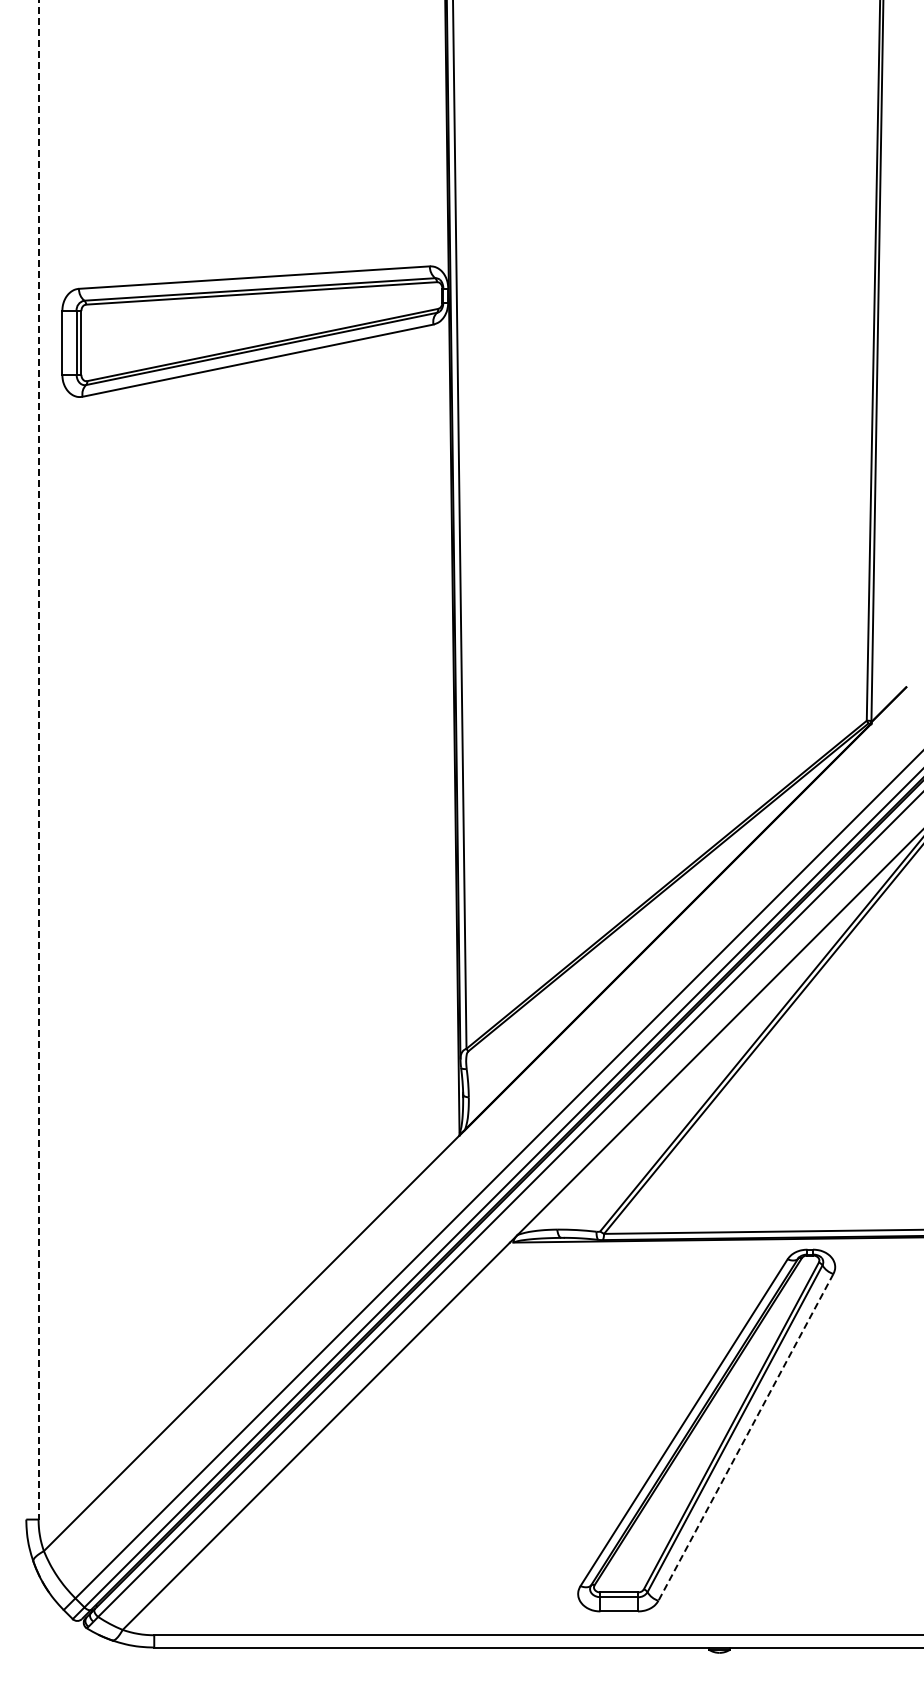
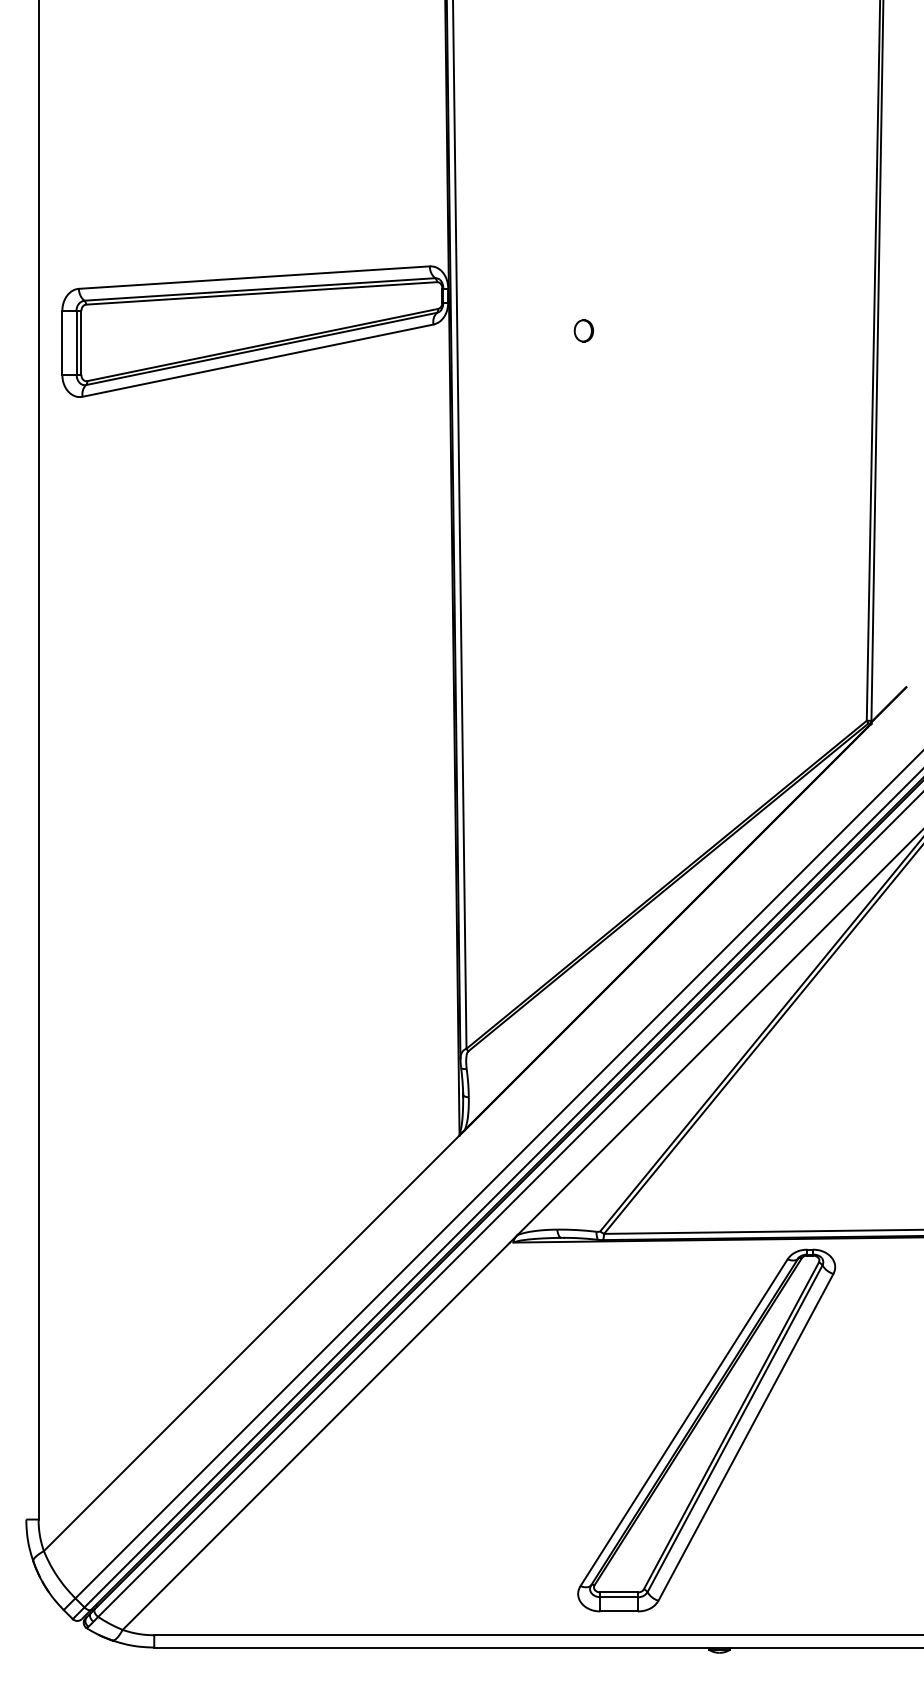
part: none -> present (583, 330)
line: dashed -> solid (38, 760)
line: dashed -> solid (745, 1437)
